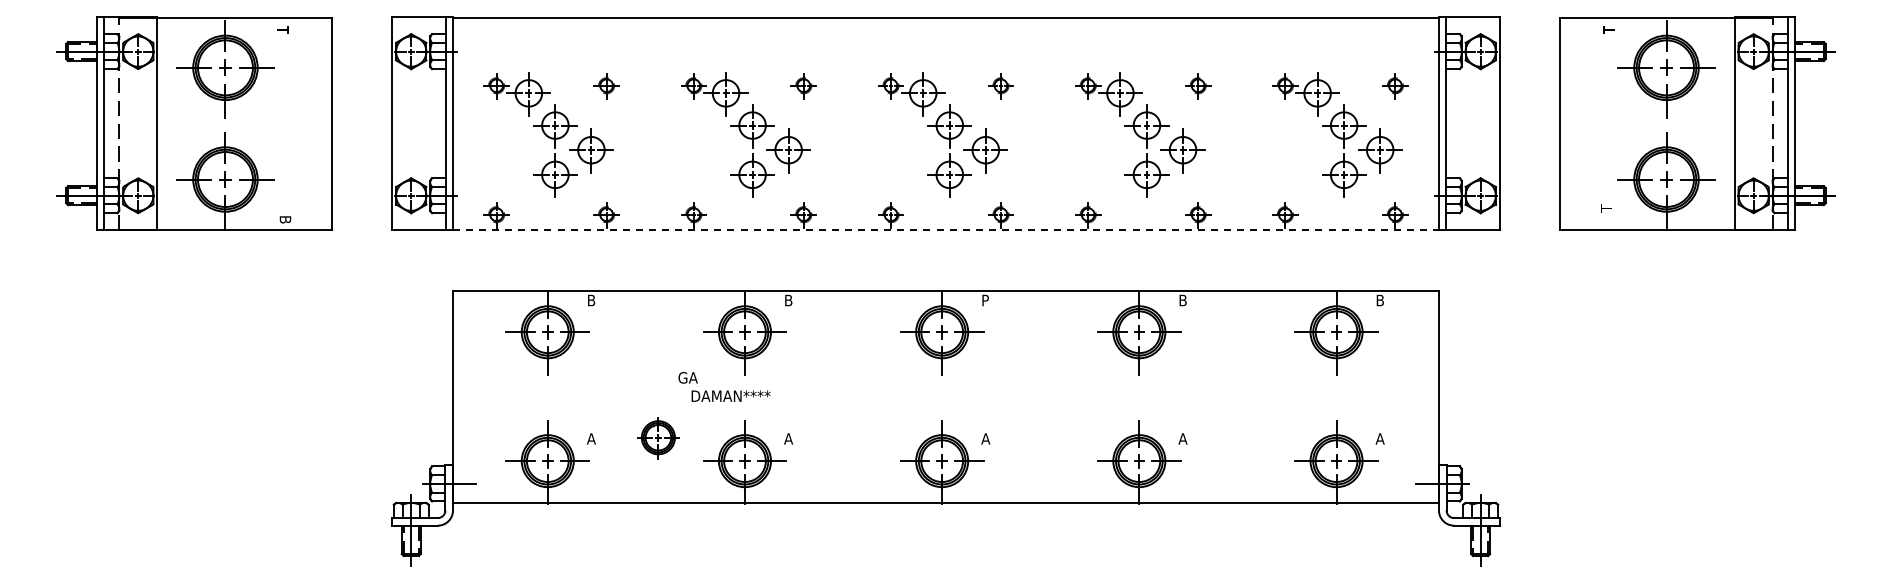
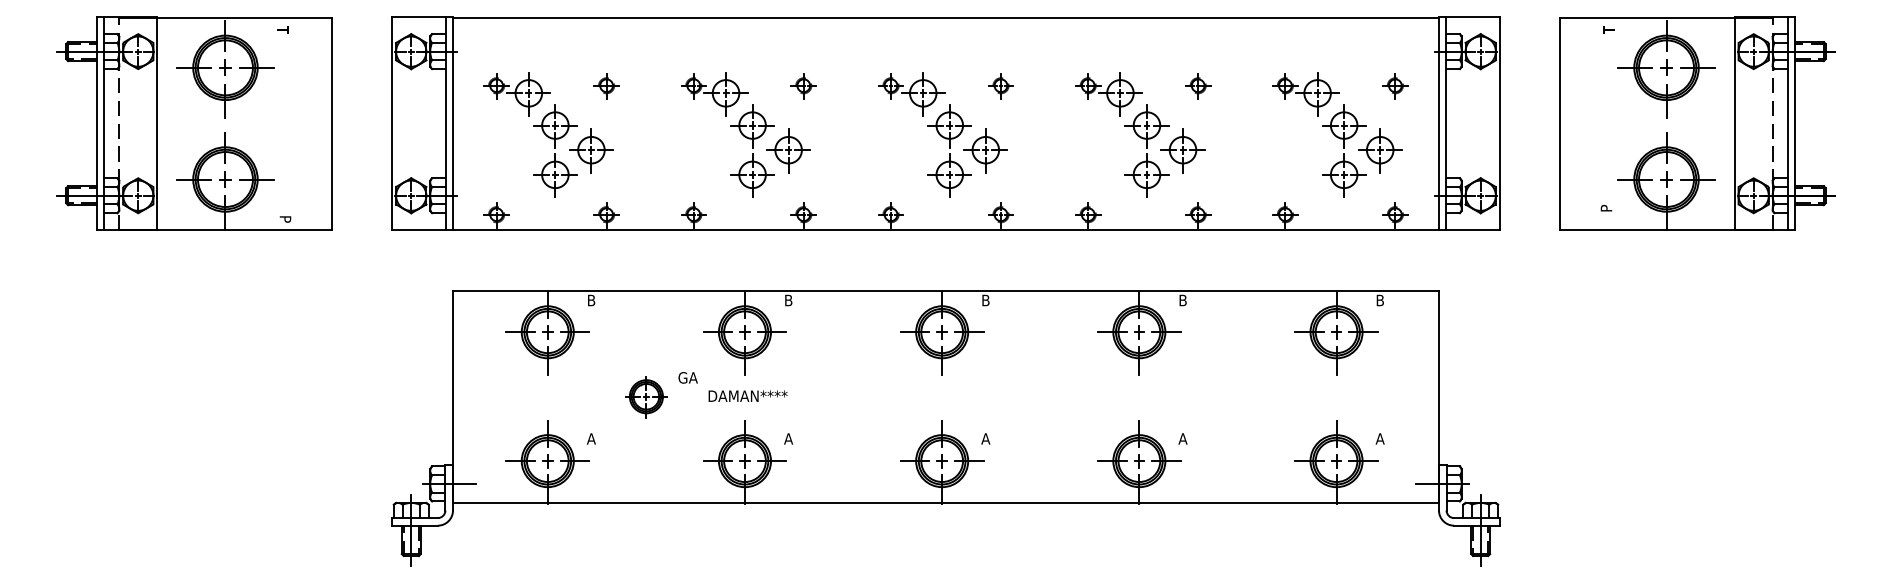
text: T -> P (1606, 208)
text: B -> P (284, 220)
line: dashed -> solid (946, 229)
text: P -> B (986, 300)
text position: (730, 395) -> (747, 395) (747, 395)
part position: (658, 438) -> (646, 397) (646, 397)
